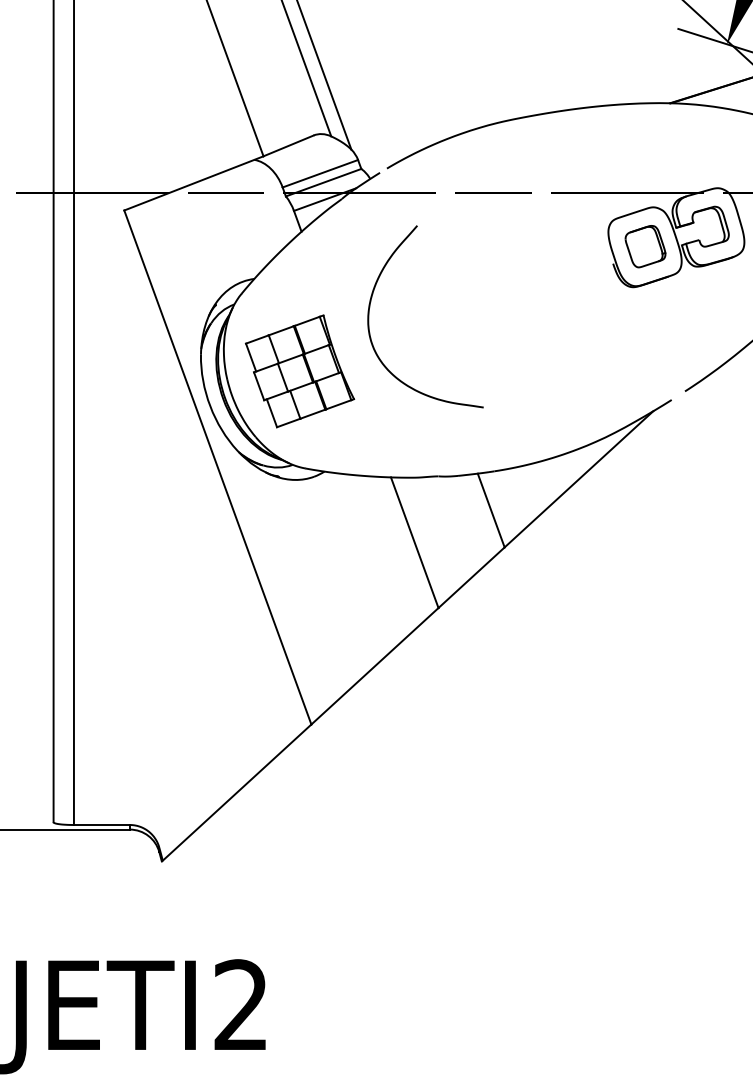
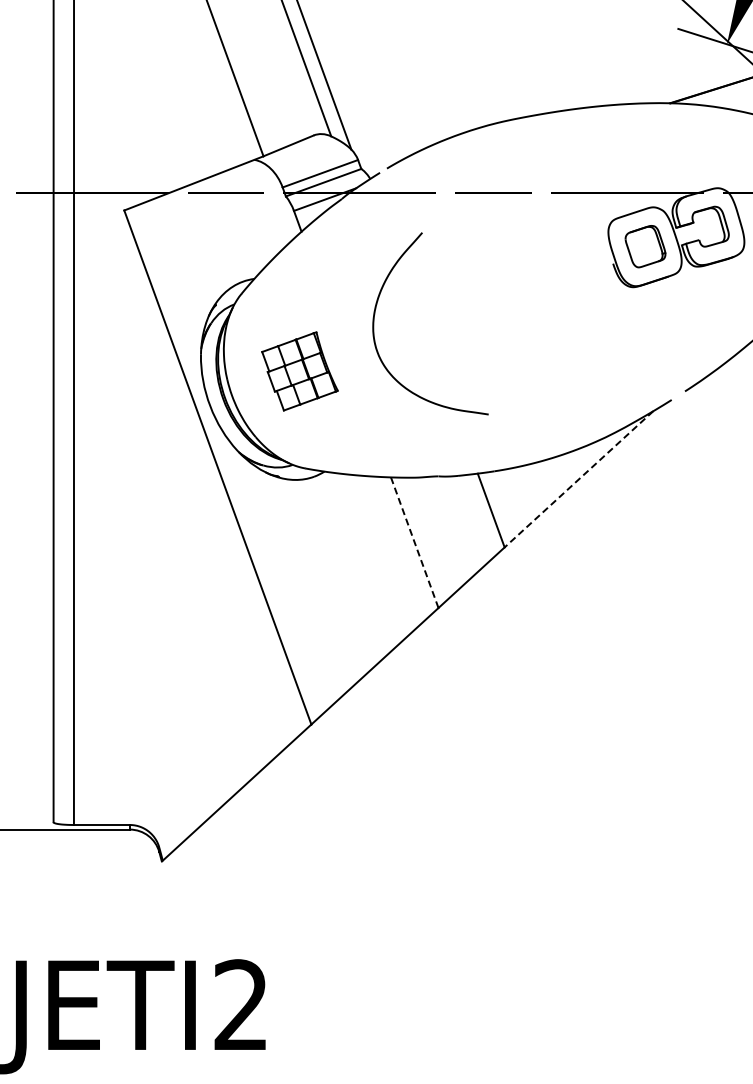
curve position: (370, 307) -> (375, 314) (375, 314)
part size: 112x115 px -> 78x81 px (299, 371)
line: solid -> dashed (579, 479)
line: solid -> dashed (414, 542)
